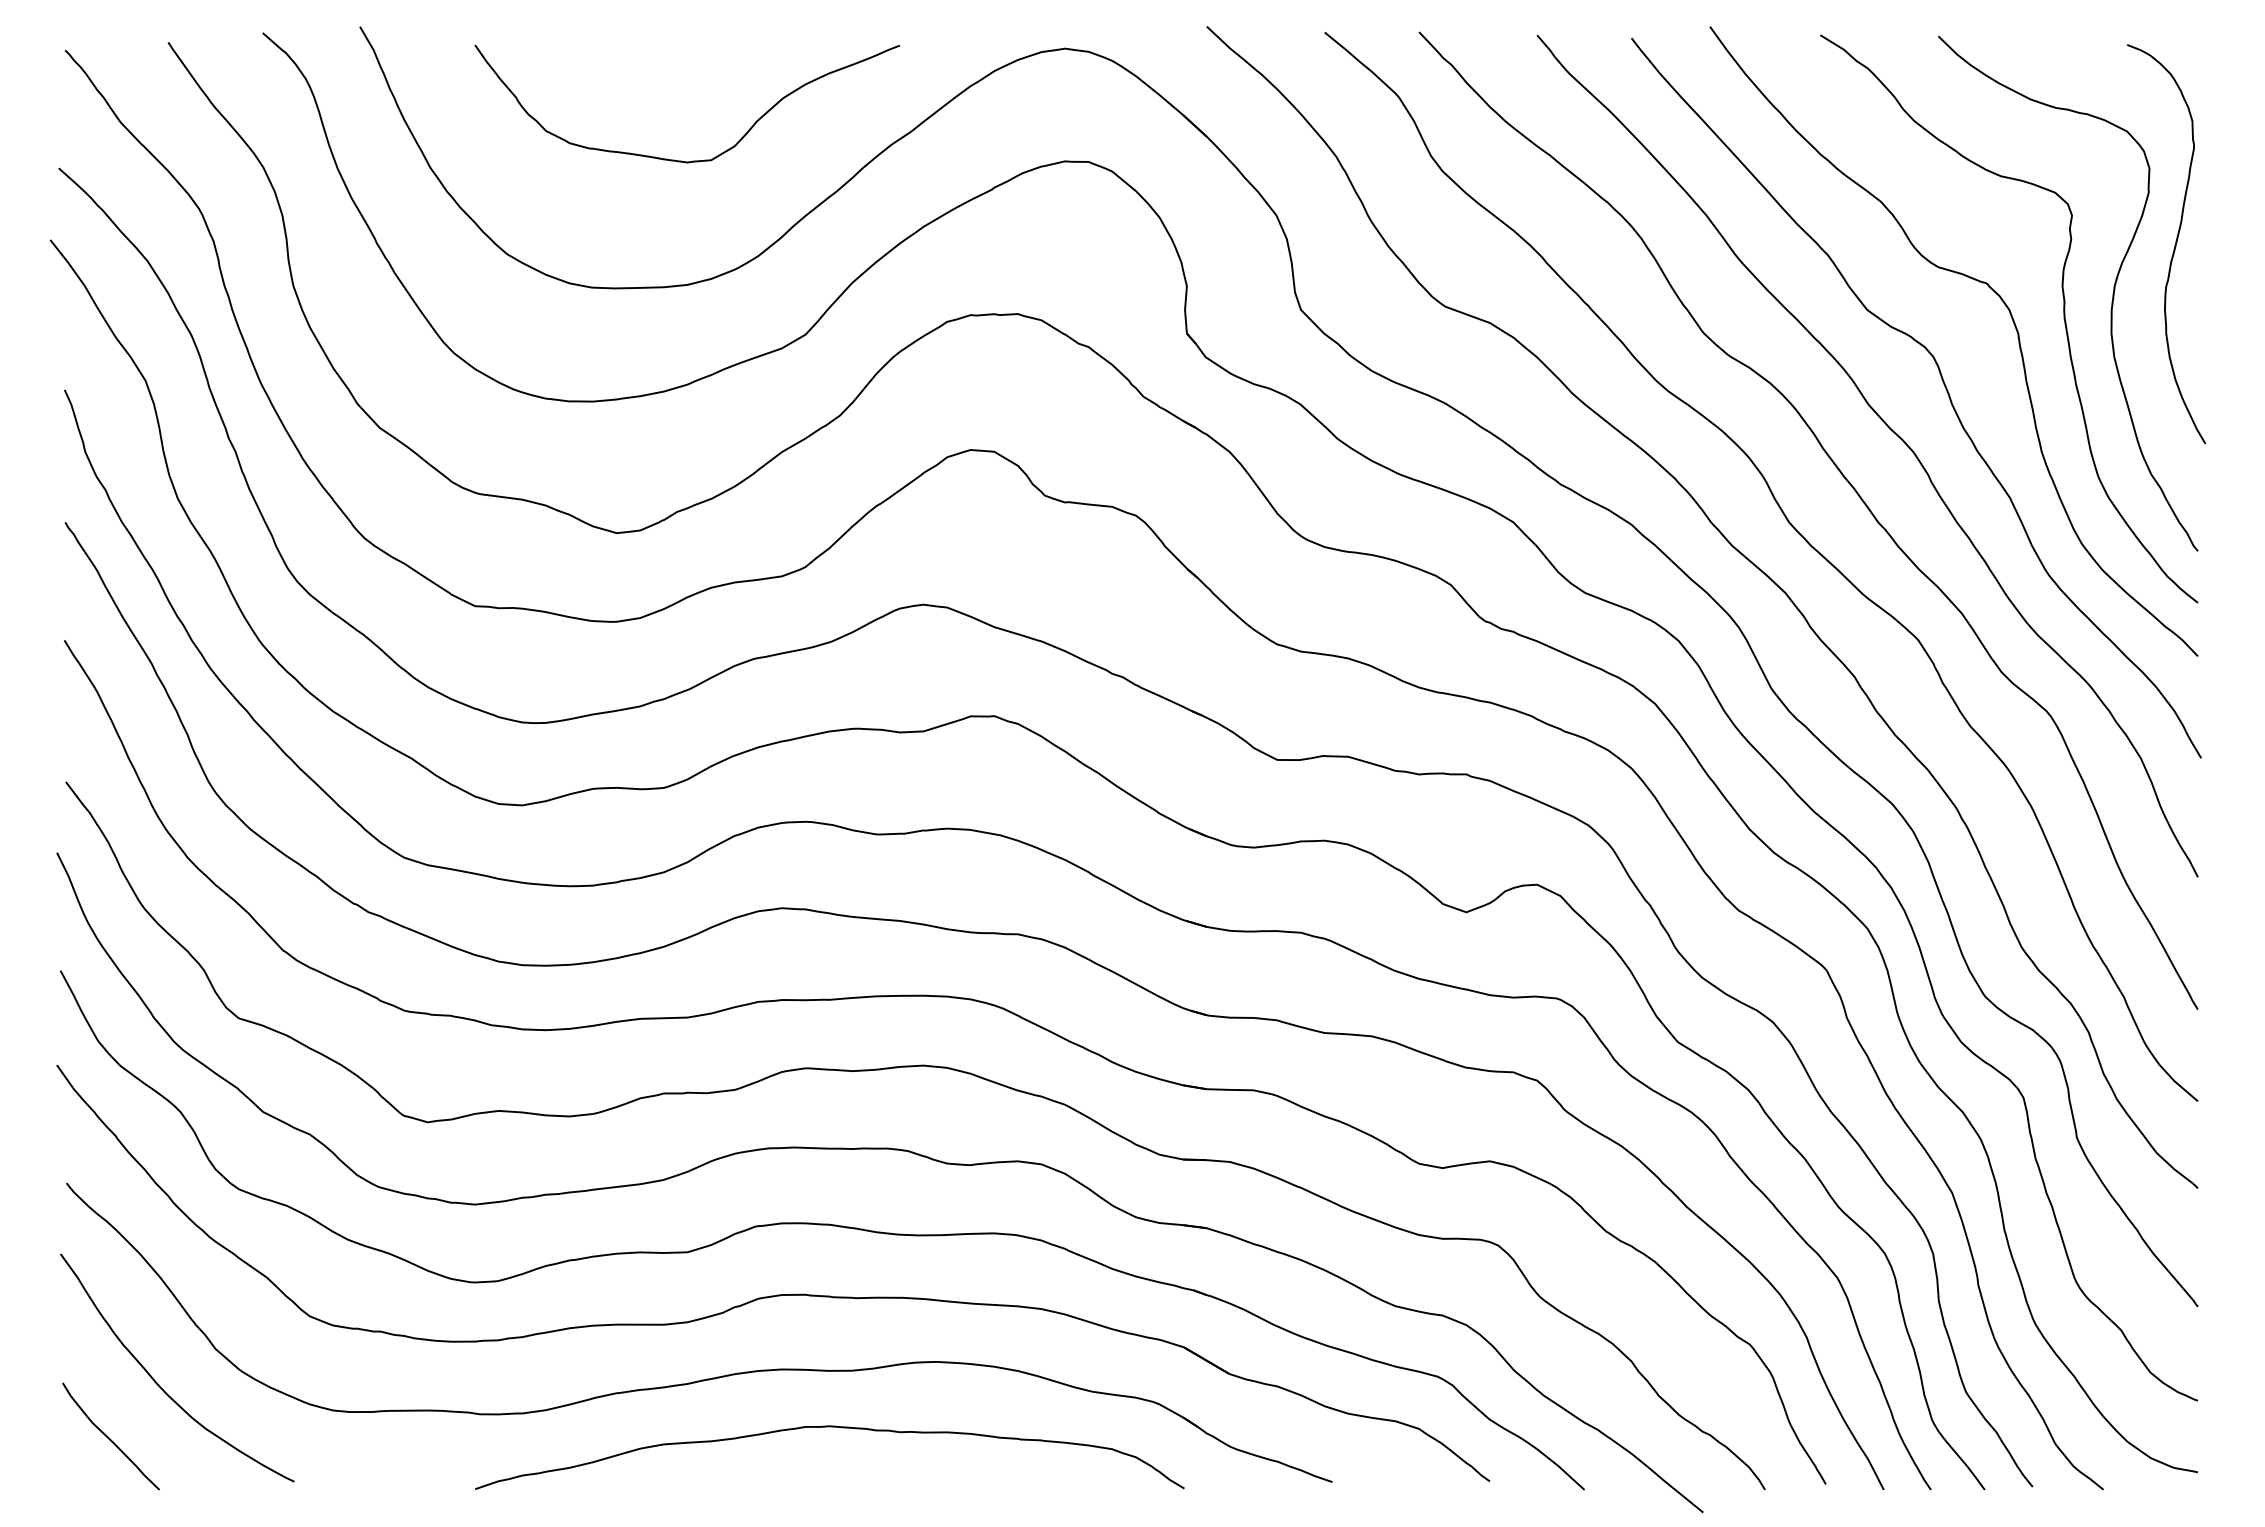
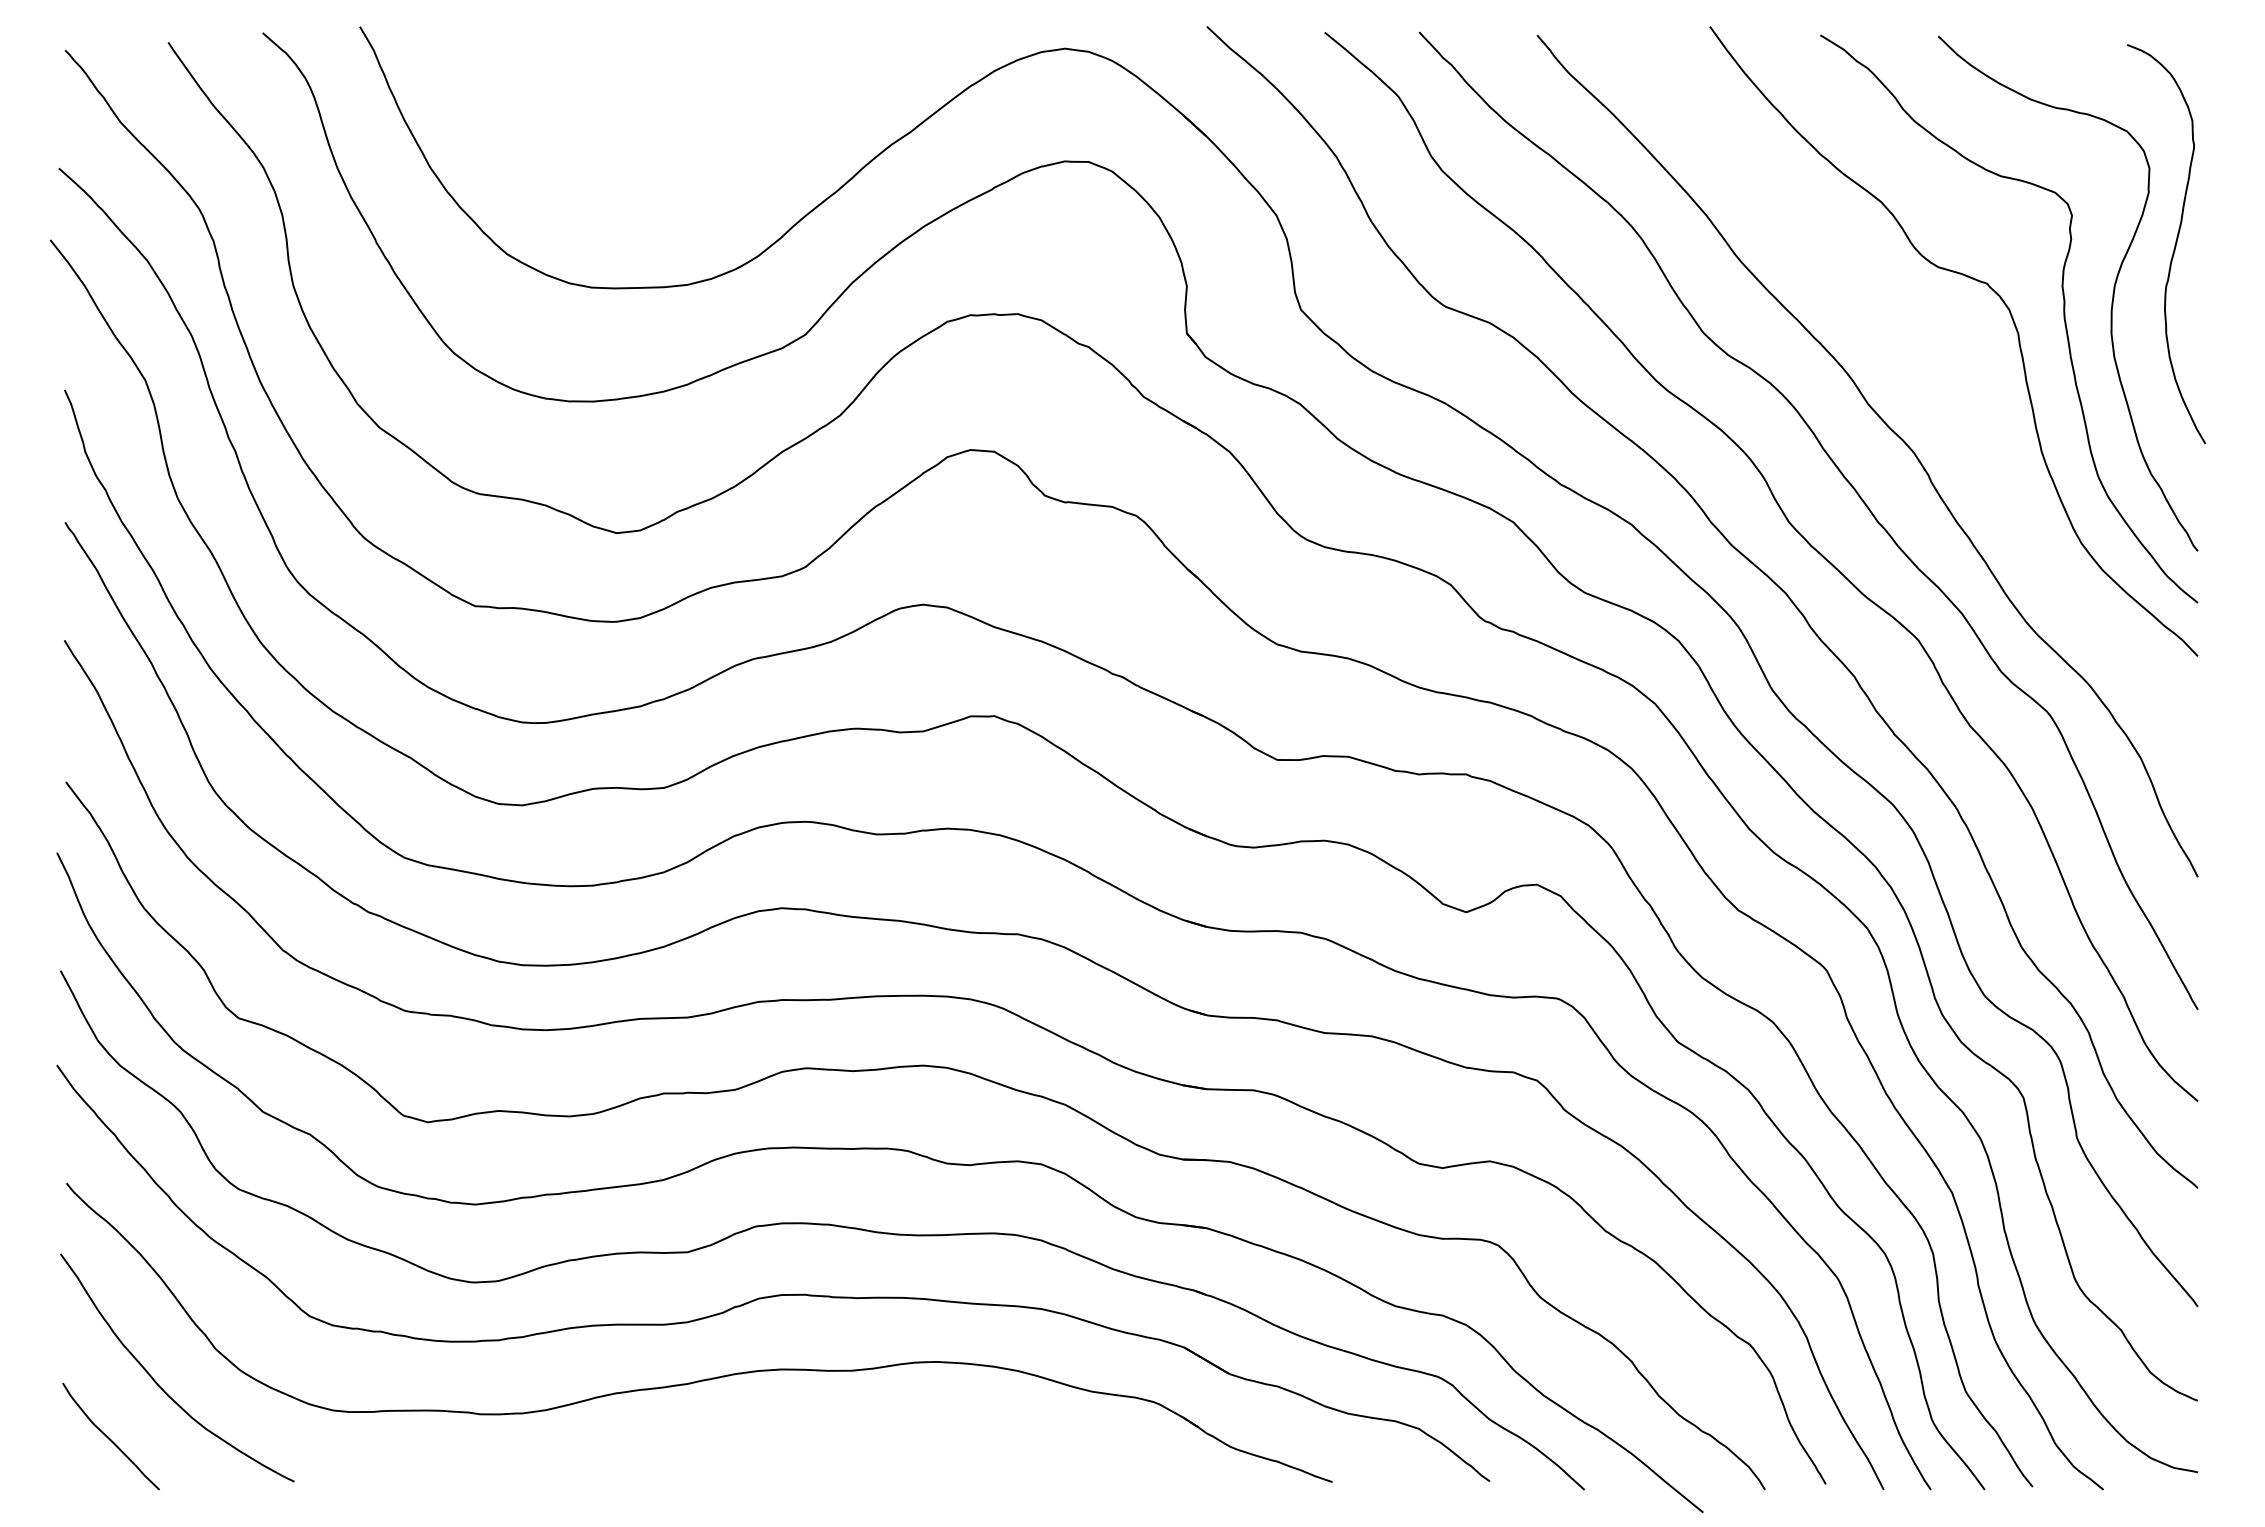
curve: present -> none (682, 160)
curve: present -> none (1944, 387)
curve: present -> none (829, 1427)
